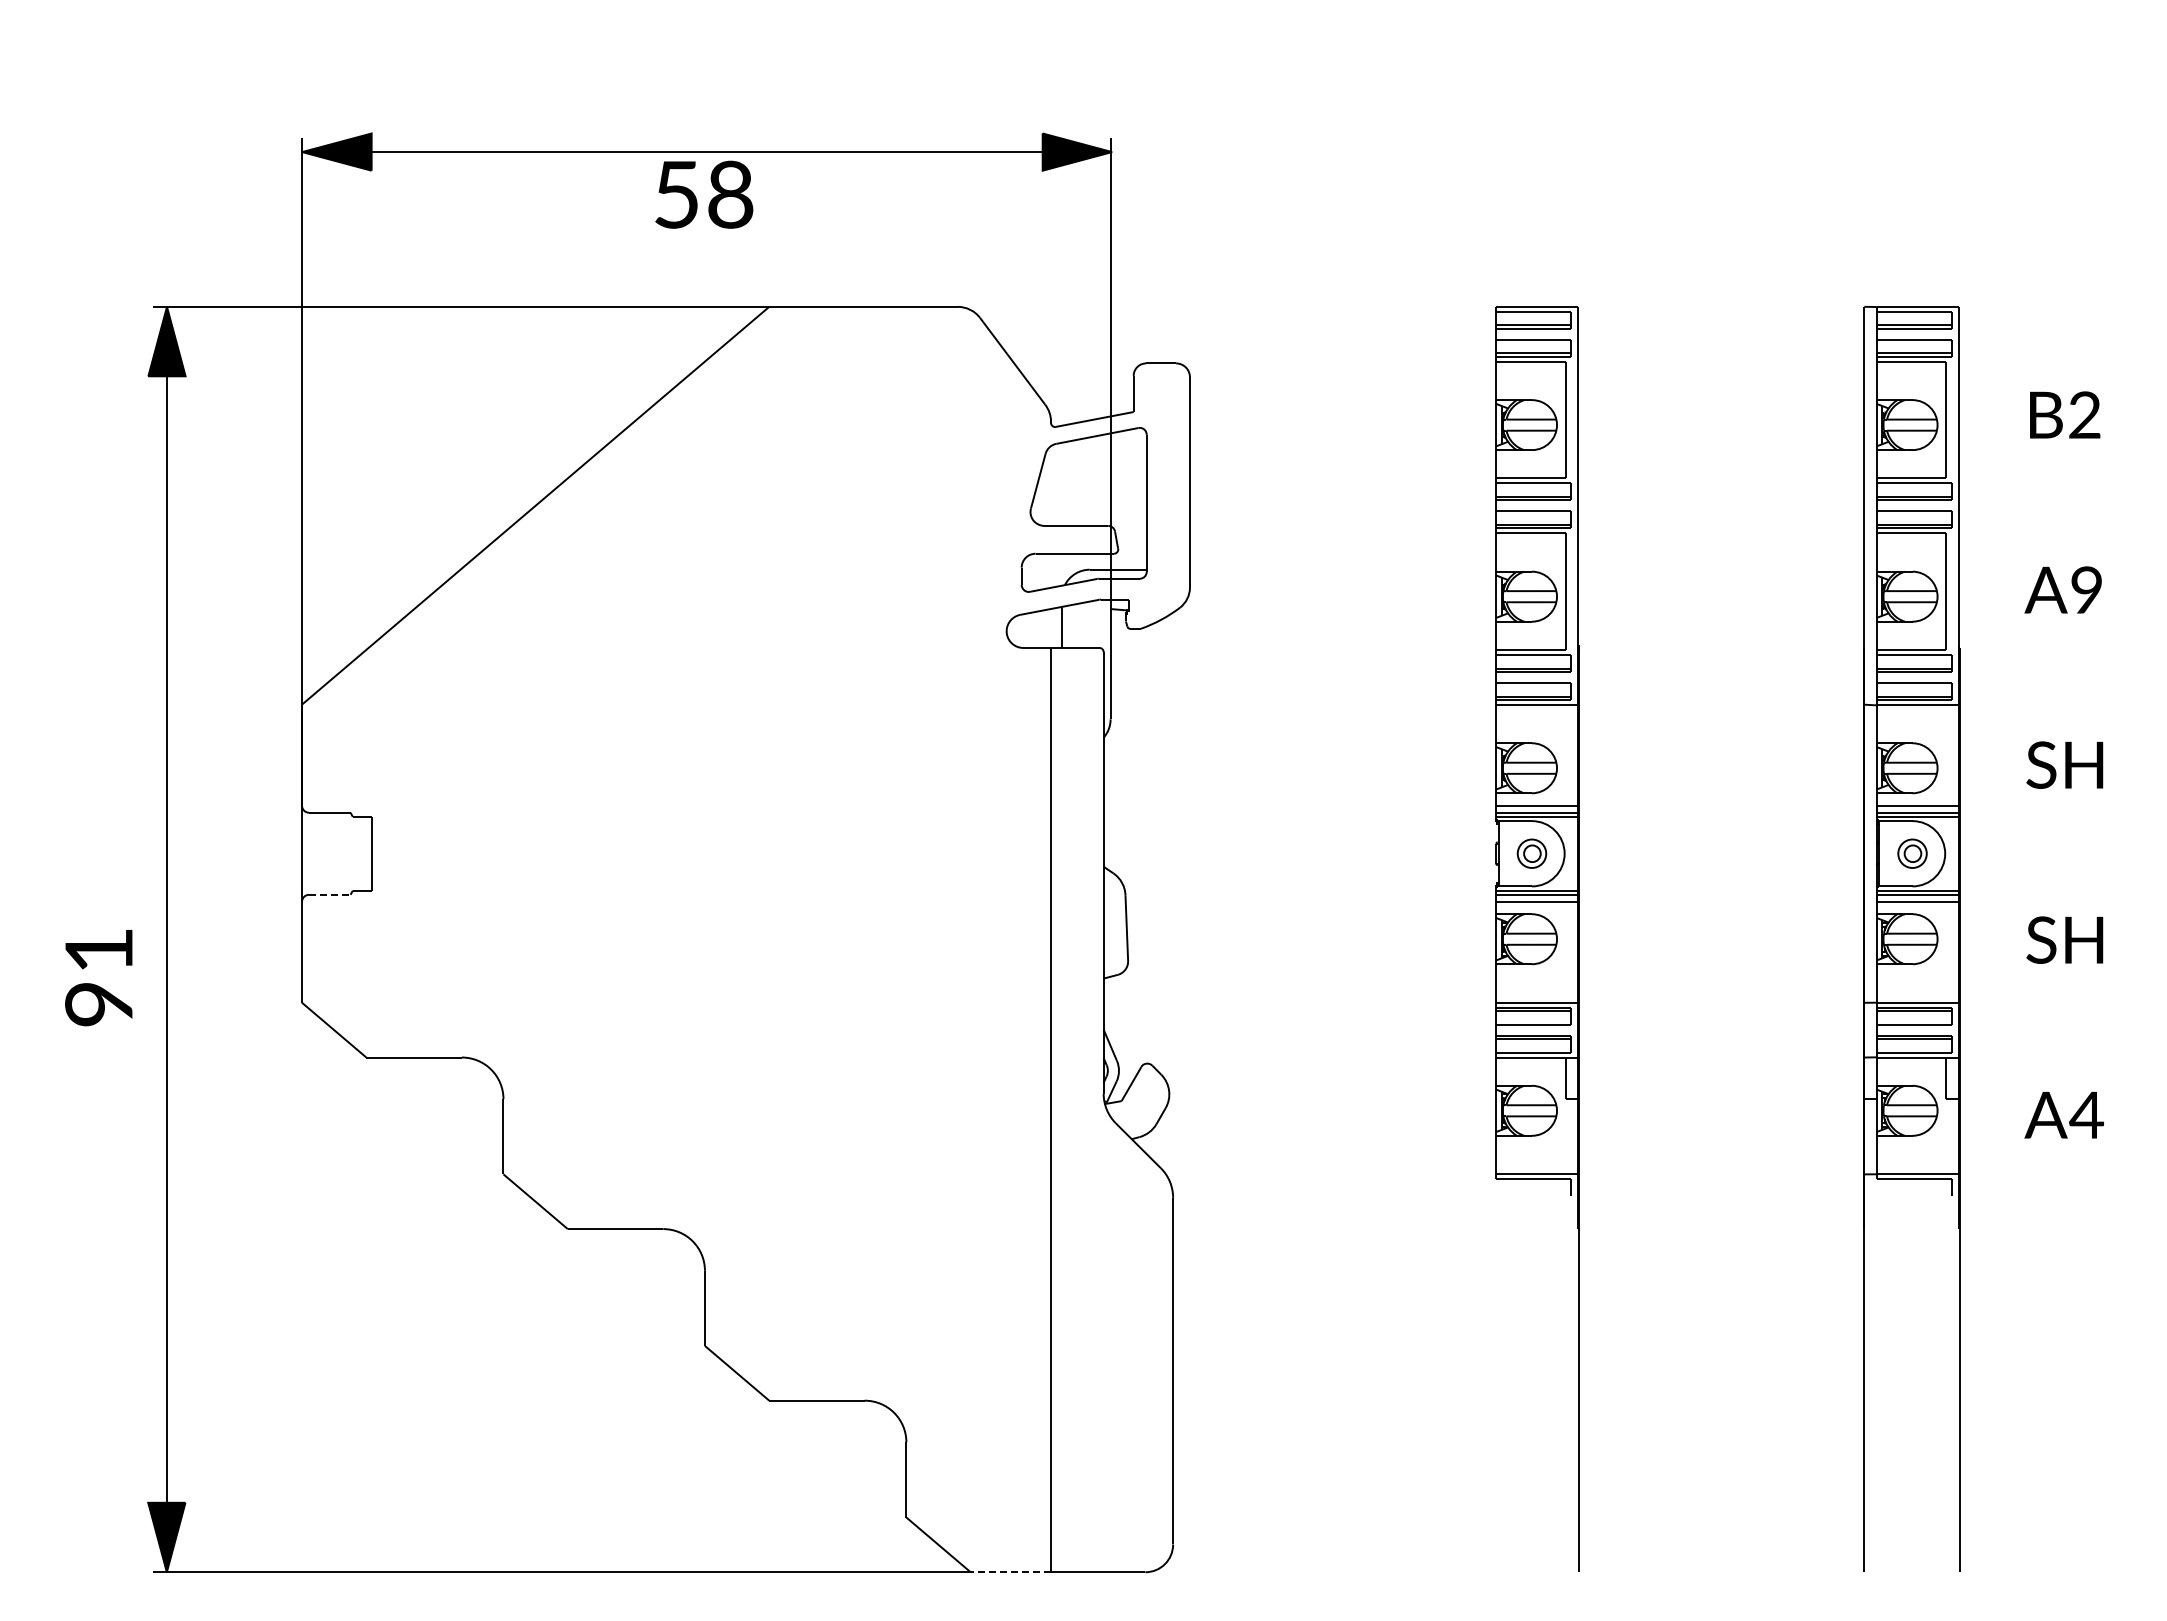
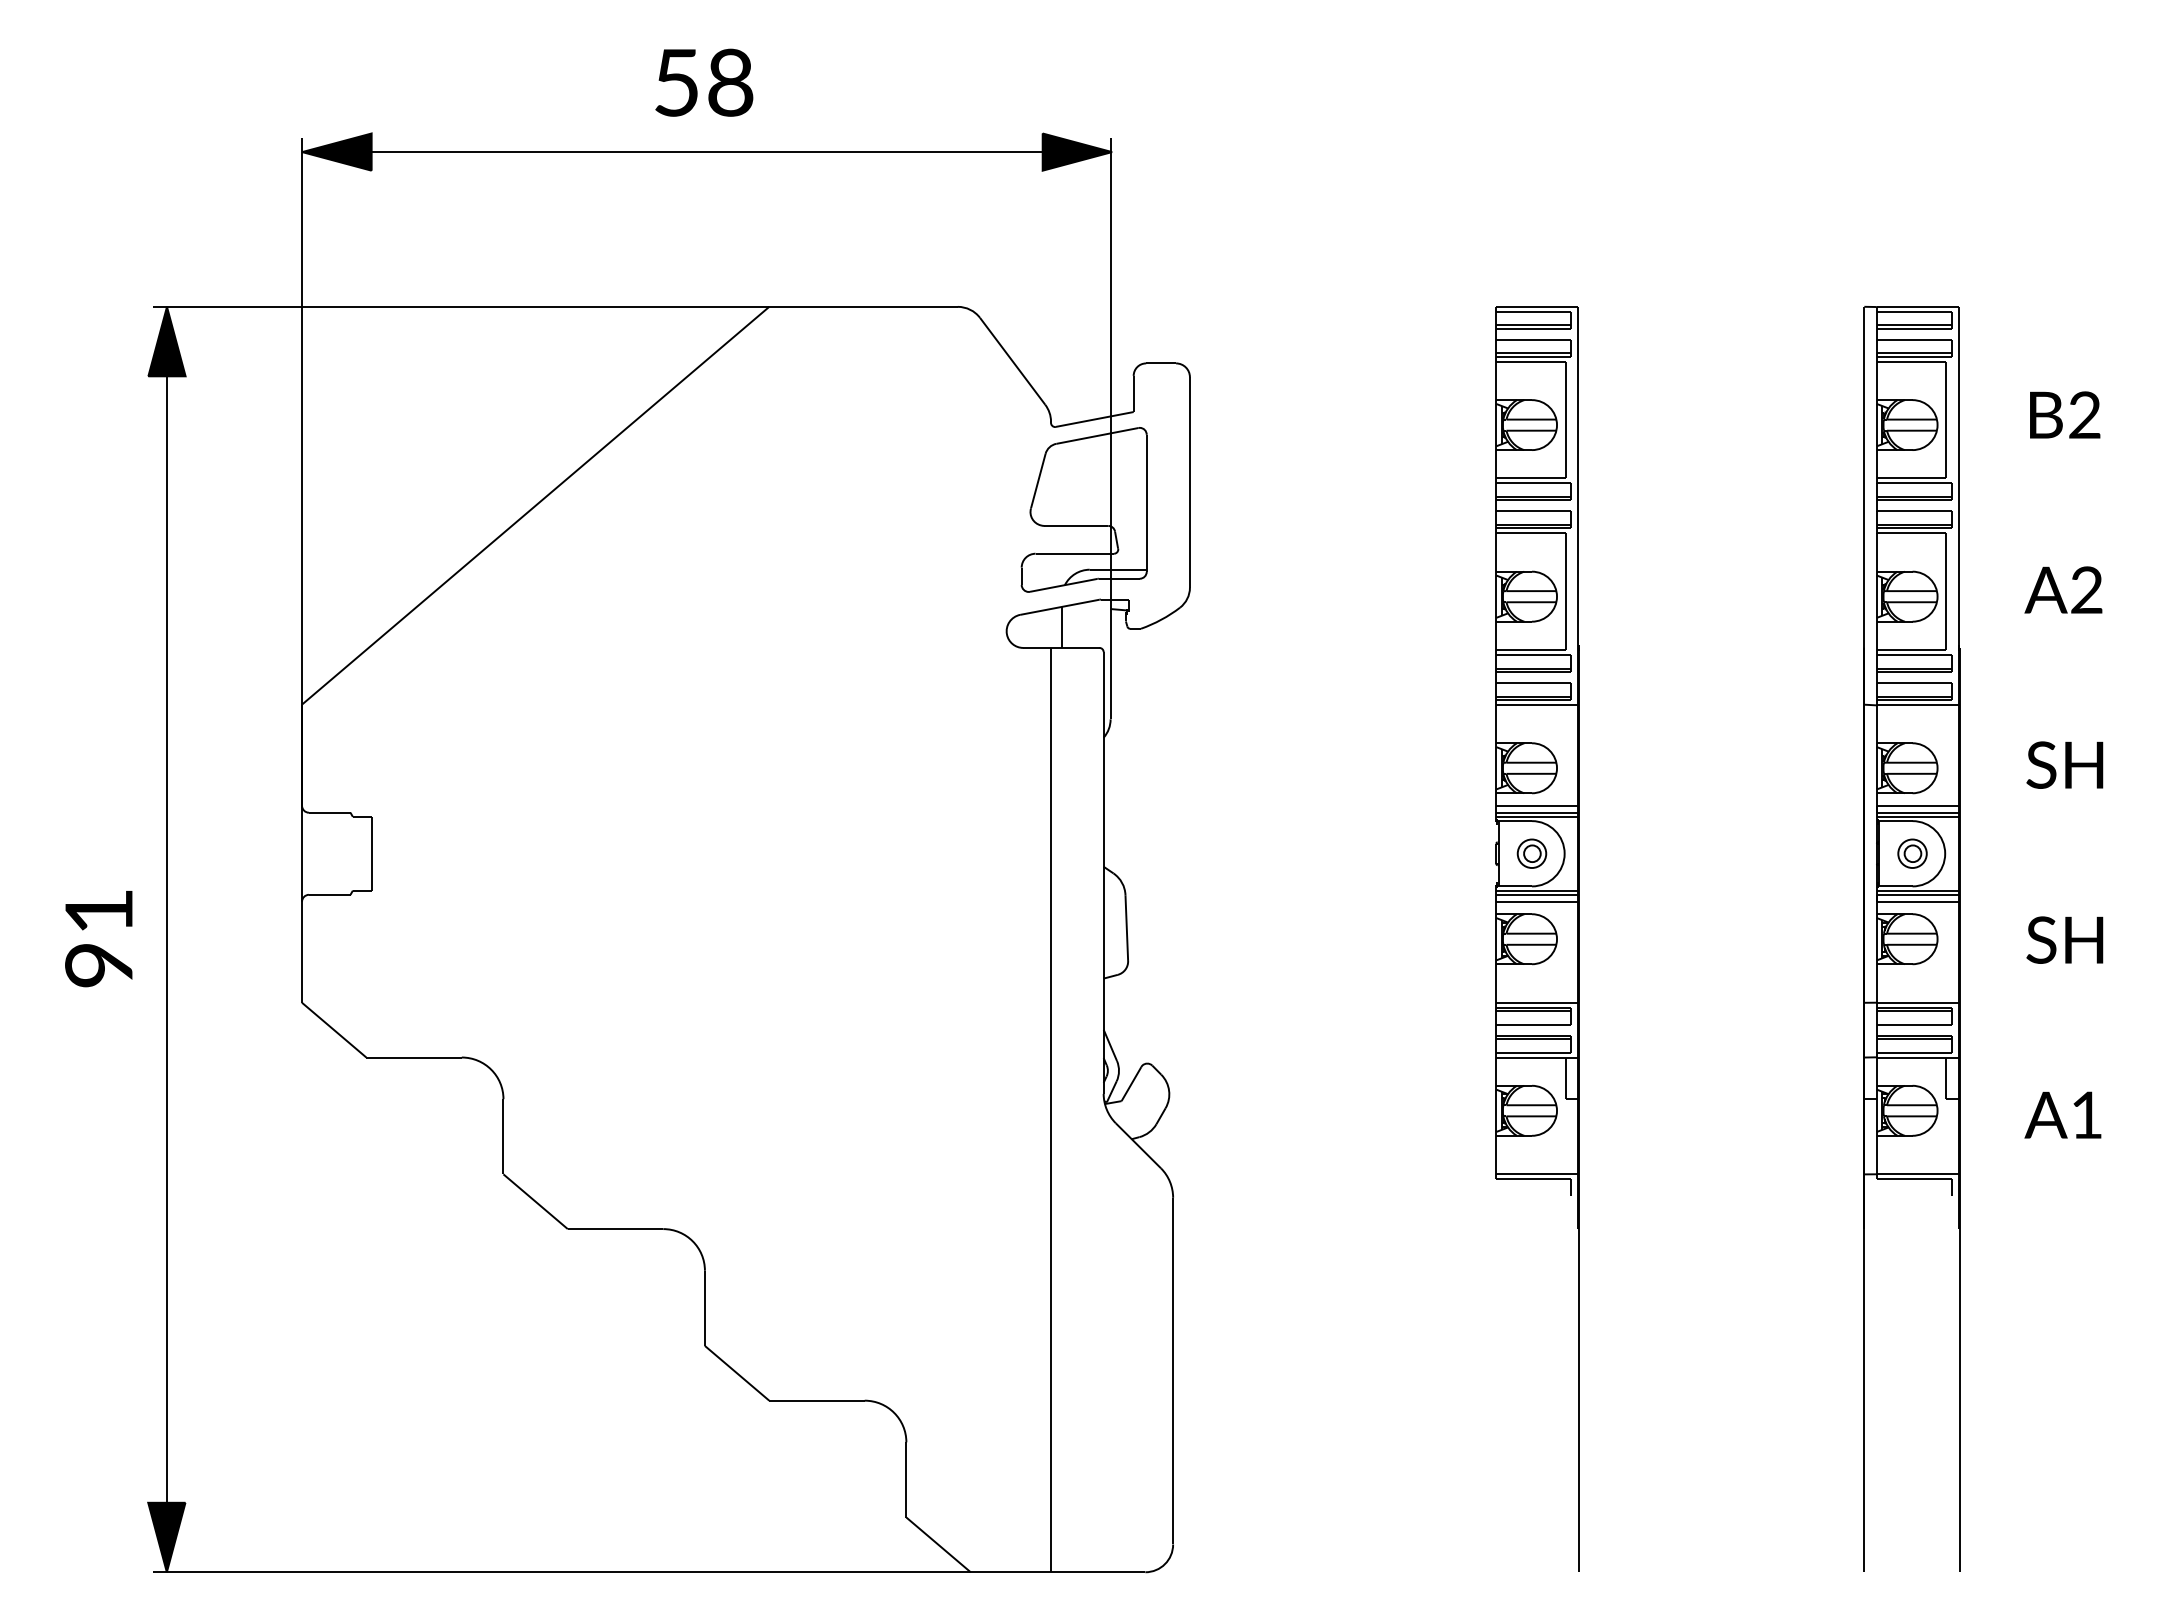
text position: (704, 194) -> (704, 82) (704, 82)
text: A9 -> A2 (2086, 589)
line: dashed -> solid (329, 894)
text position: (98, 978) -> (98, 939) (98, 939)
text: A4 -> A1 (2086, 1114)
line: dashed -> solid (1010, 1572)
